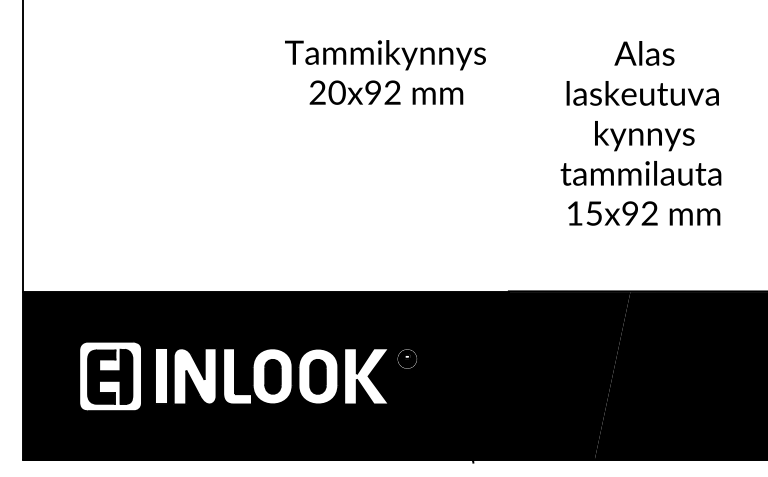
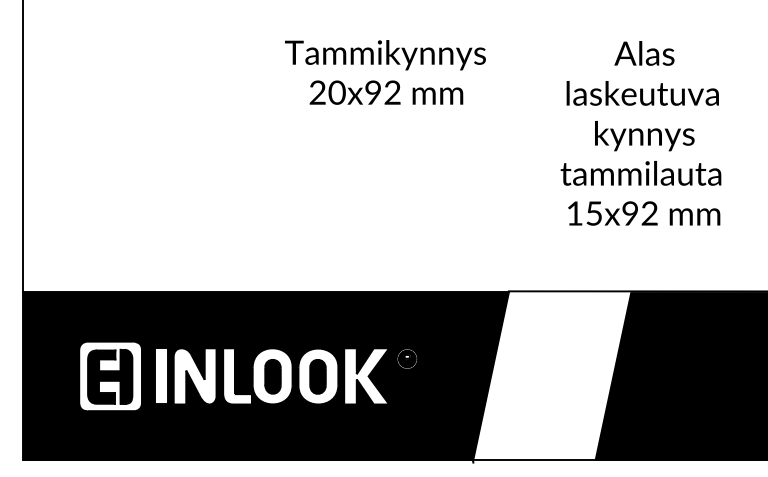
fill: present -> none (551, 376)
